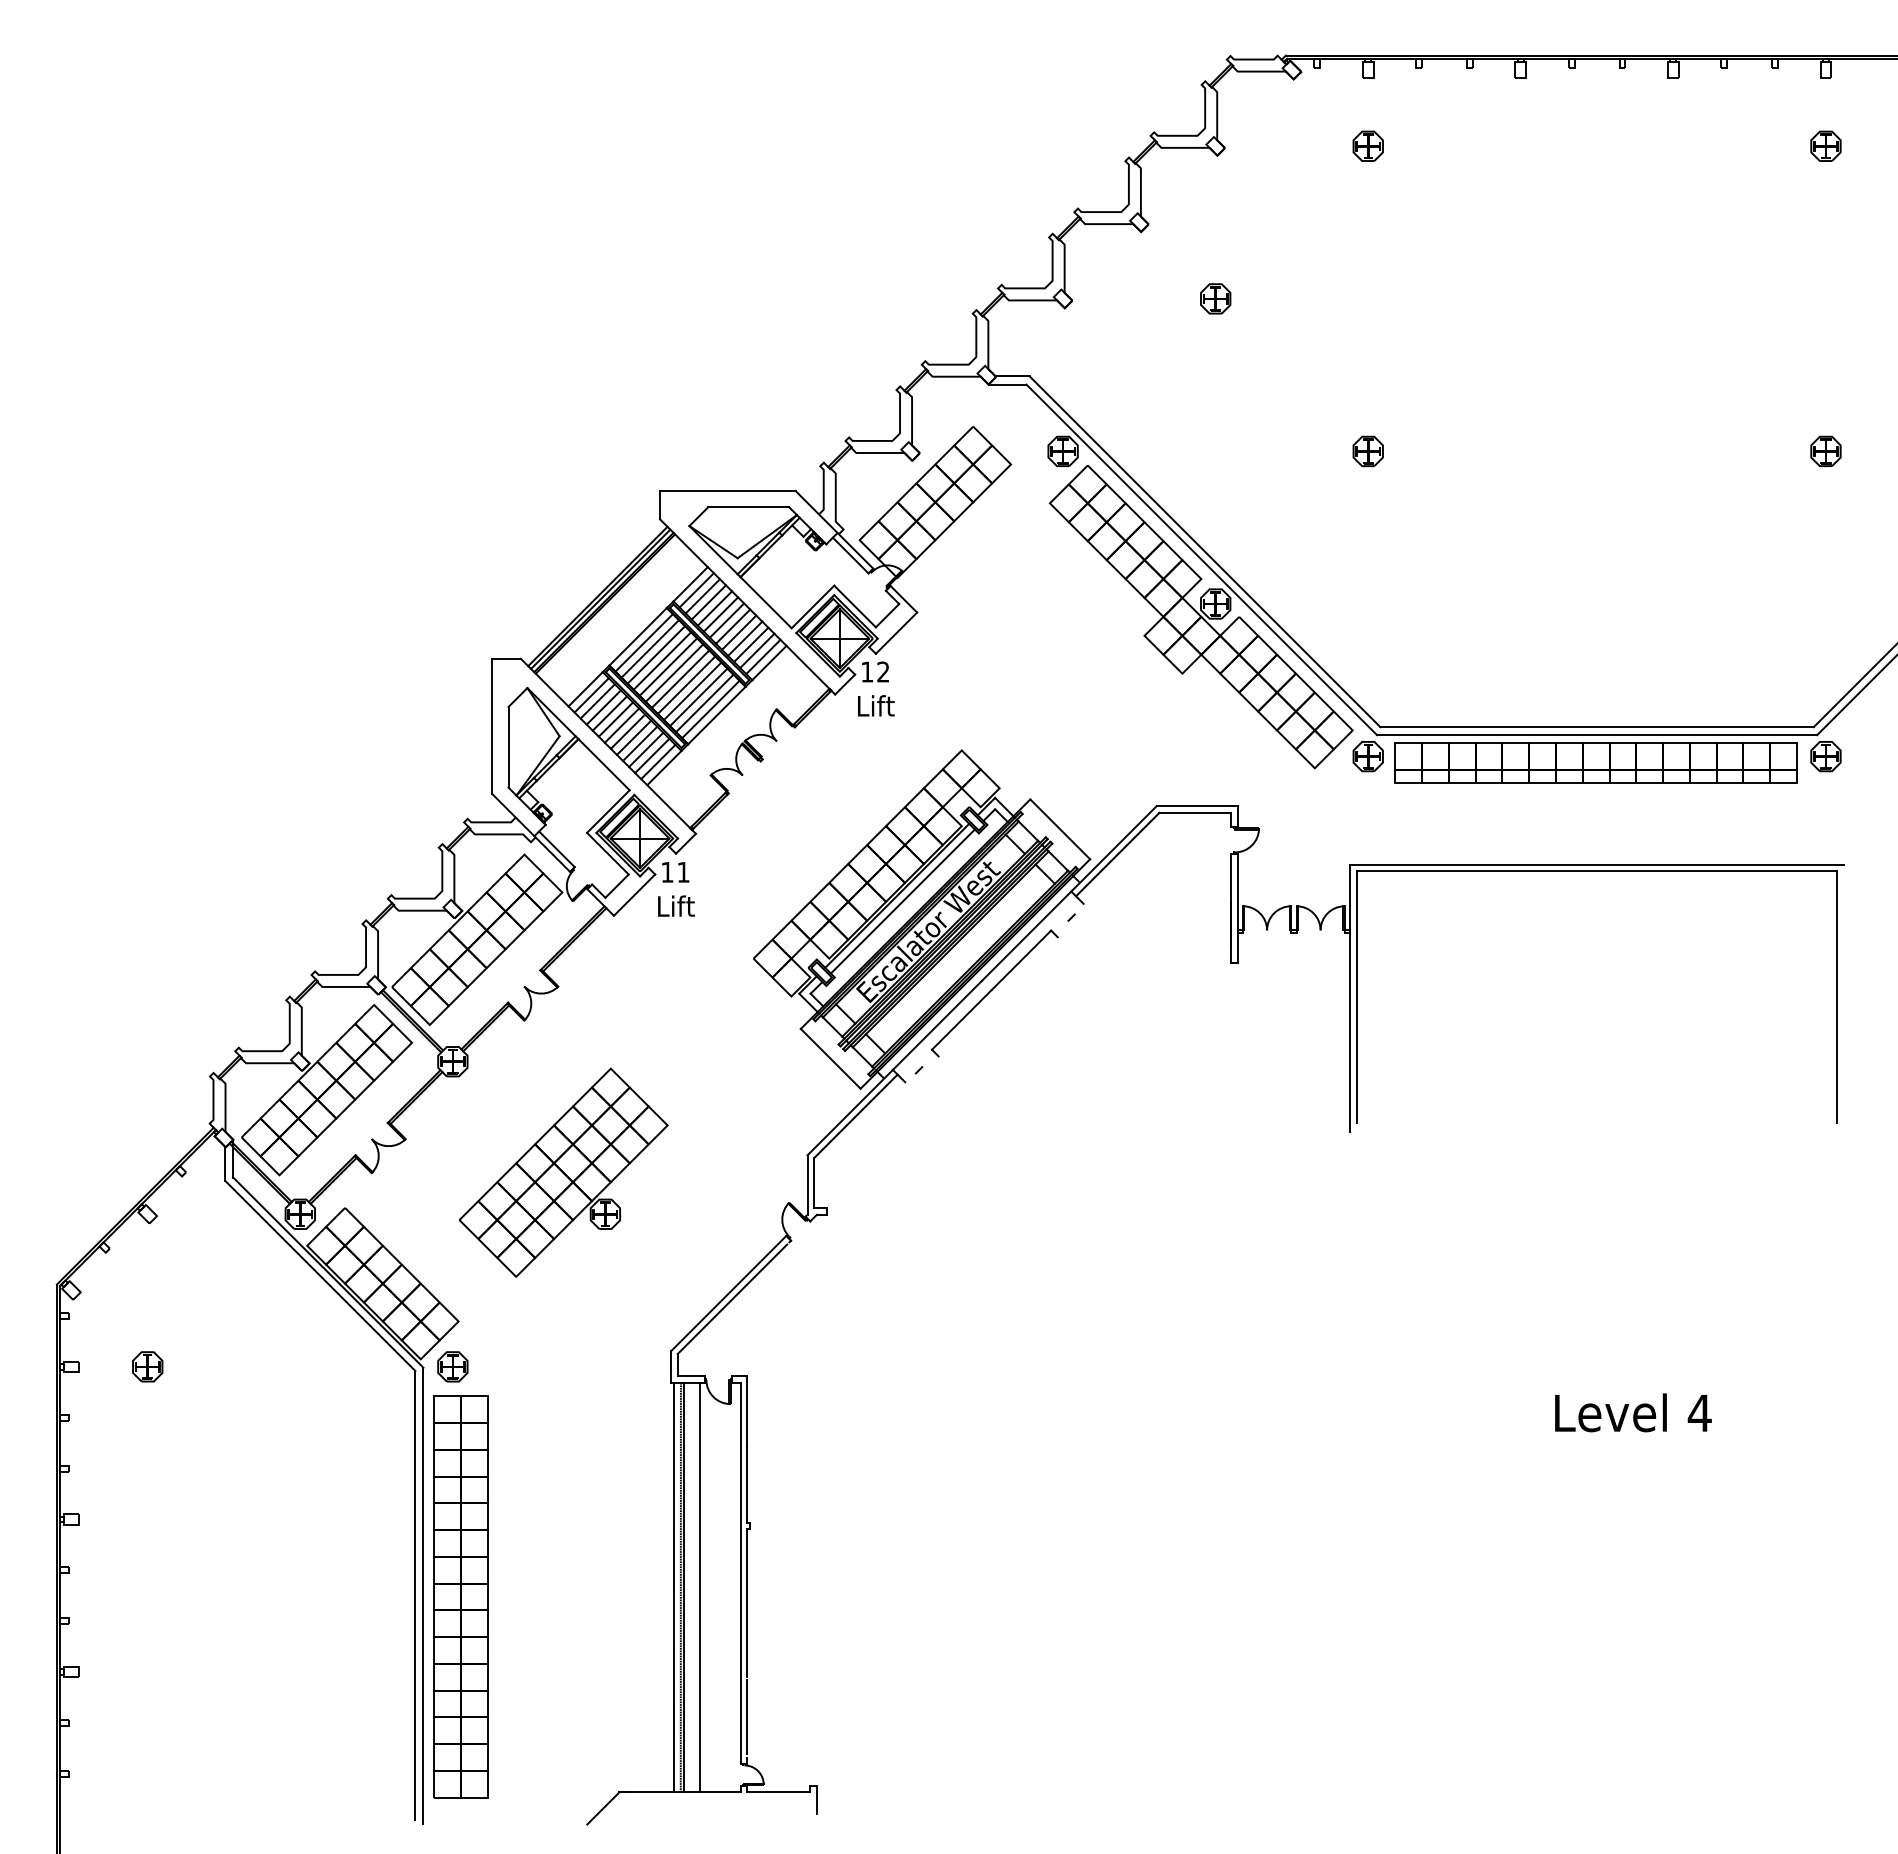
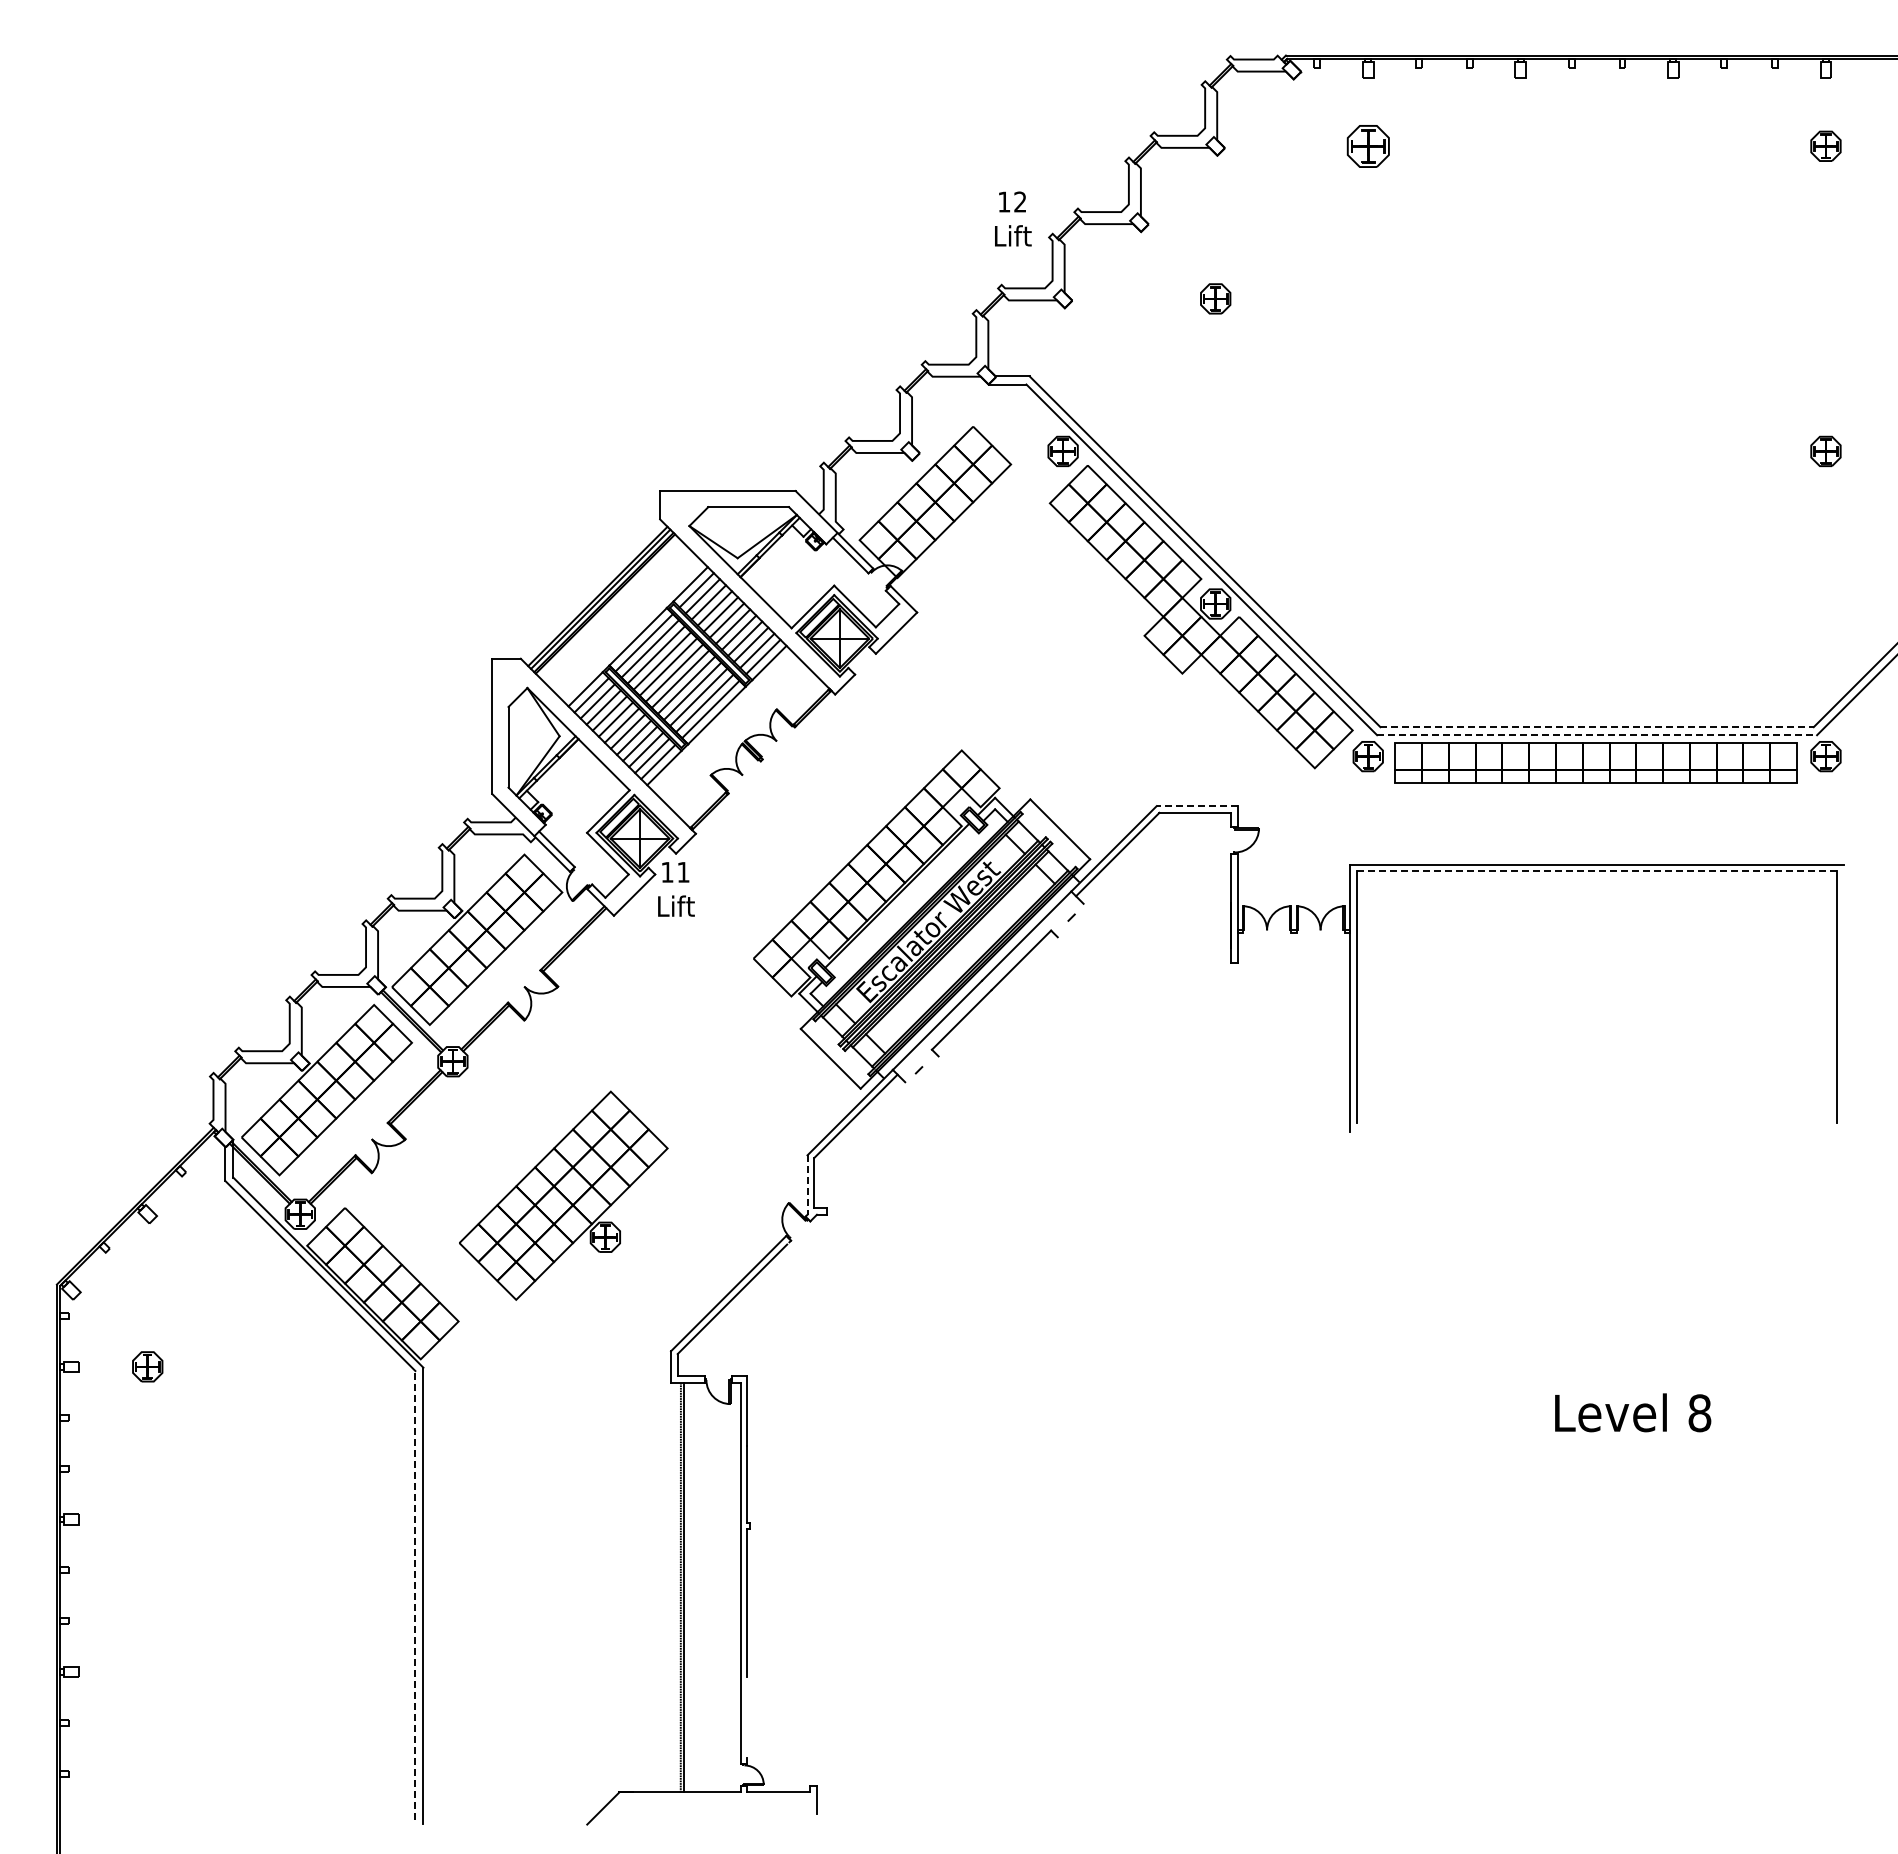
part size: 32x32 px -> 44x43 px (1367, 146)
part: present -> none (1367, 450)
text position: (876, 688) -> (1013, 218) (1013, 218)
line: solid -> dashed (1597, 727)
line: solid -> dashed (1597, 735)
line: solid -> dashed (1196, 806)
line: solid -> dashed (1597, 871)
line: present -> none (902, 901)
part position: (563, 1172) -> (563, 1195) (563, 1195)
line: solid -> dashed (807, 1185)
part: present -> none (452, 1366)
text: 4 -> 8 (1699, 1413)
line: present -> none (673, 1587)
line: present -> none (700, 1587)
line: solid -> dashed (415, 1595)
part: present -> none (460, 1596)
line: present -> none (747, 1717)
